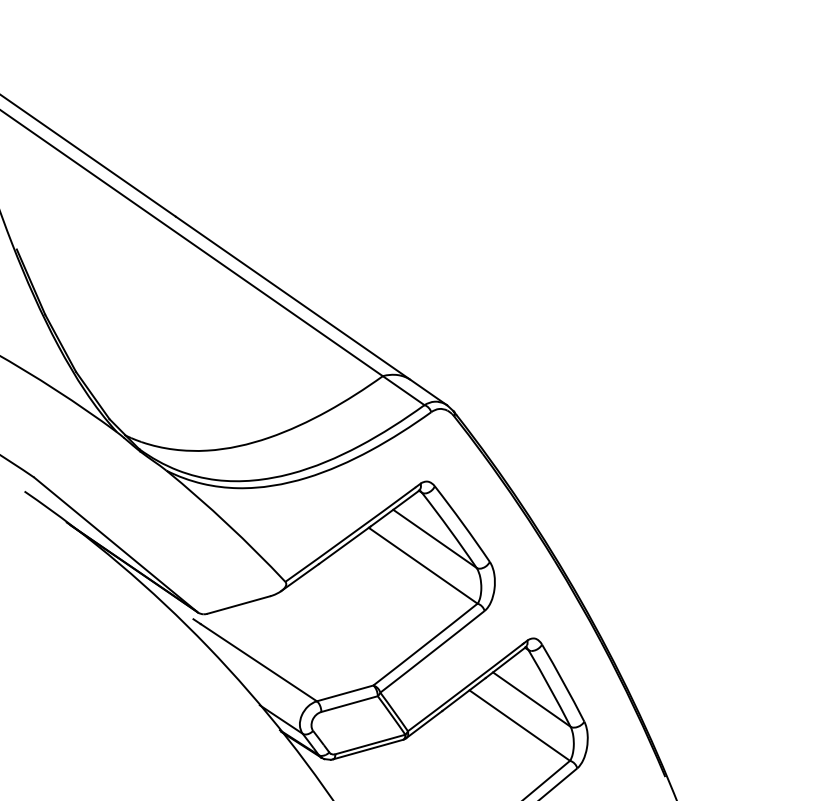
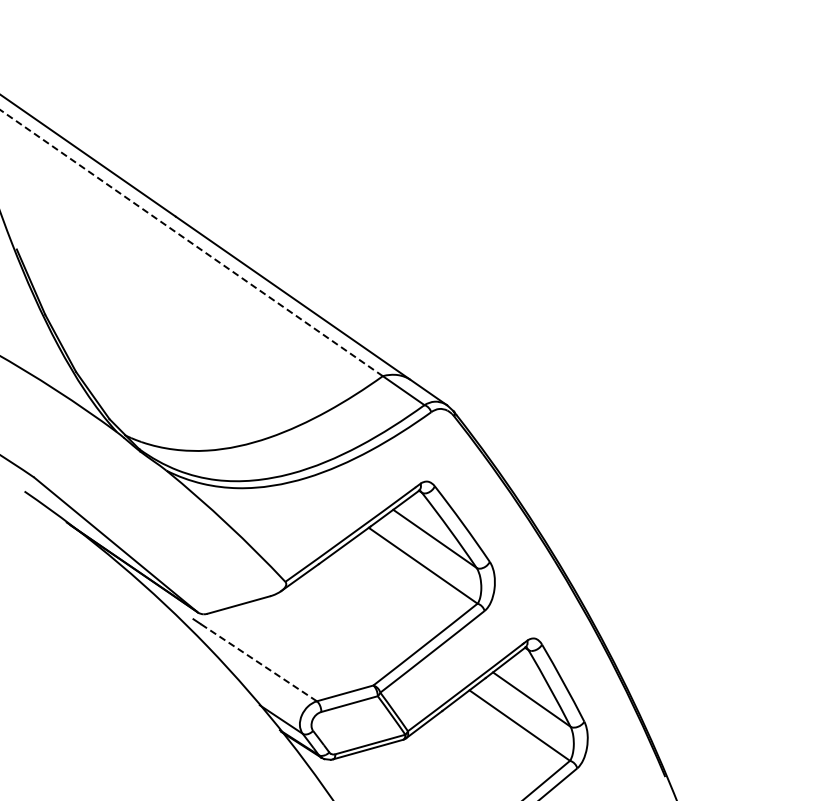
line: solid -> dashed (191, 243)
line: solid -> dashed (258, 662)
